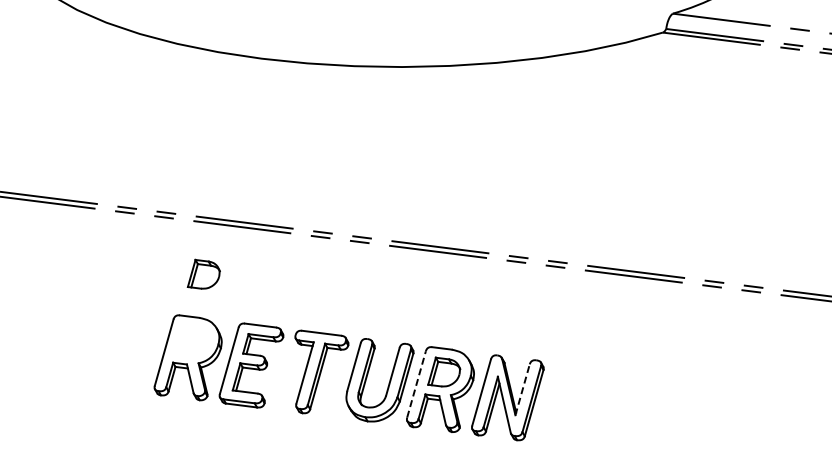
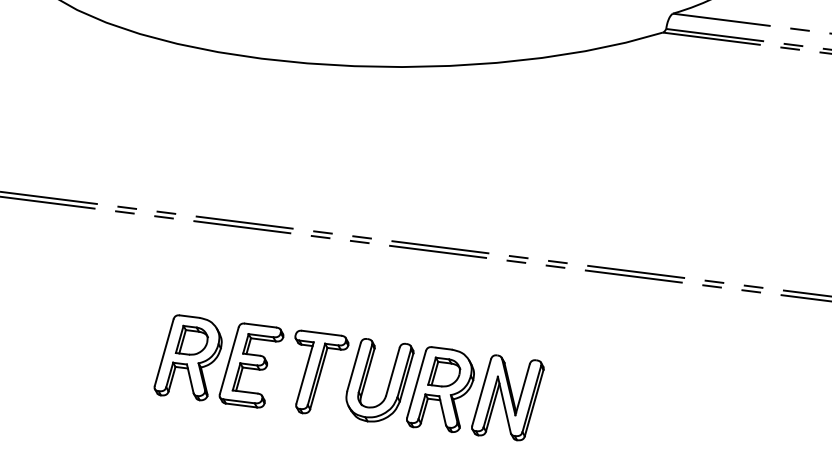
part position: (203, 273) -> (191, 339) (191, 339)
line: dashed -> solid (416, 383)
line: dashed -> solid (522, 389)
